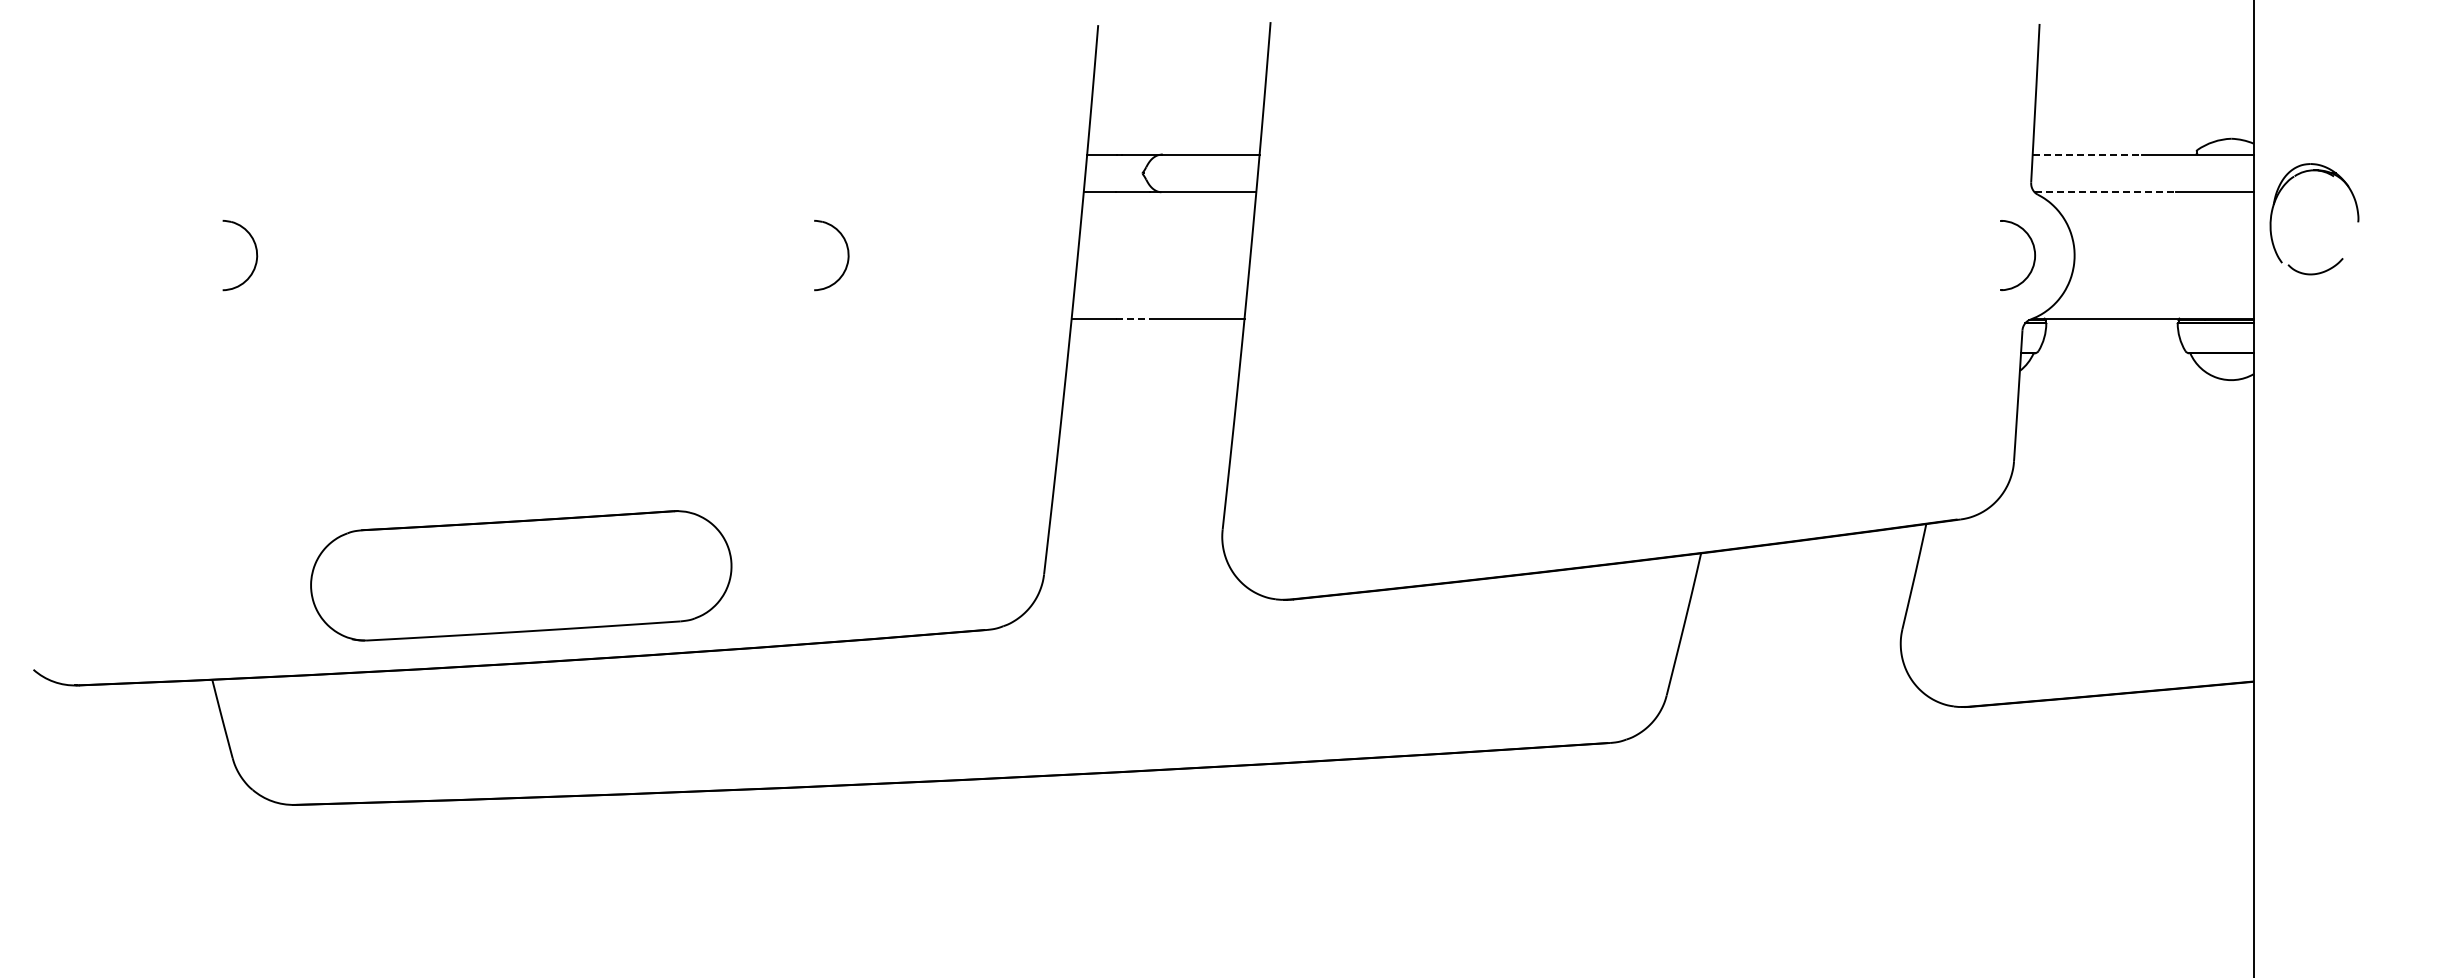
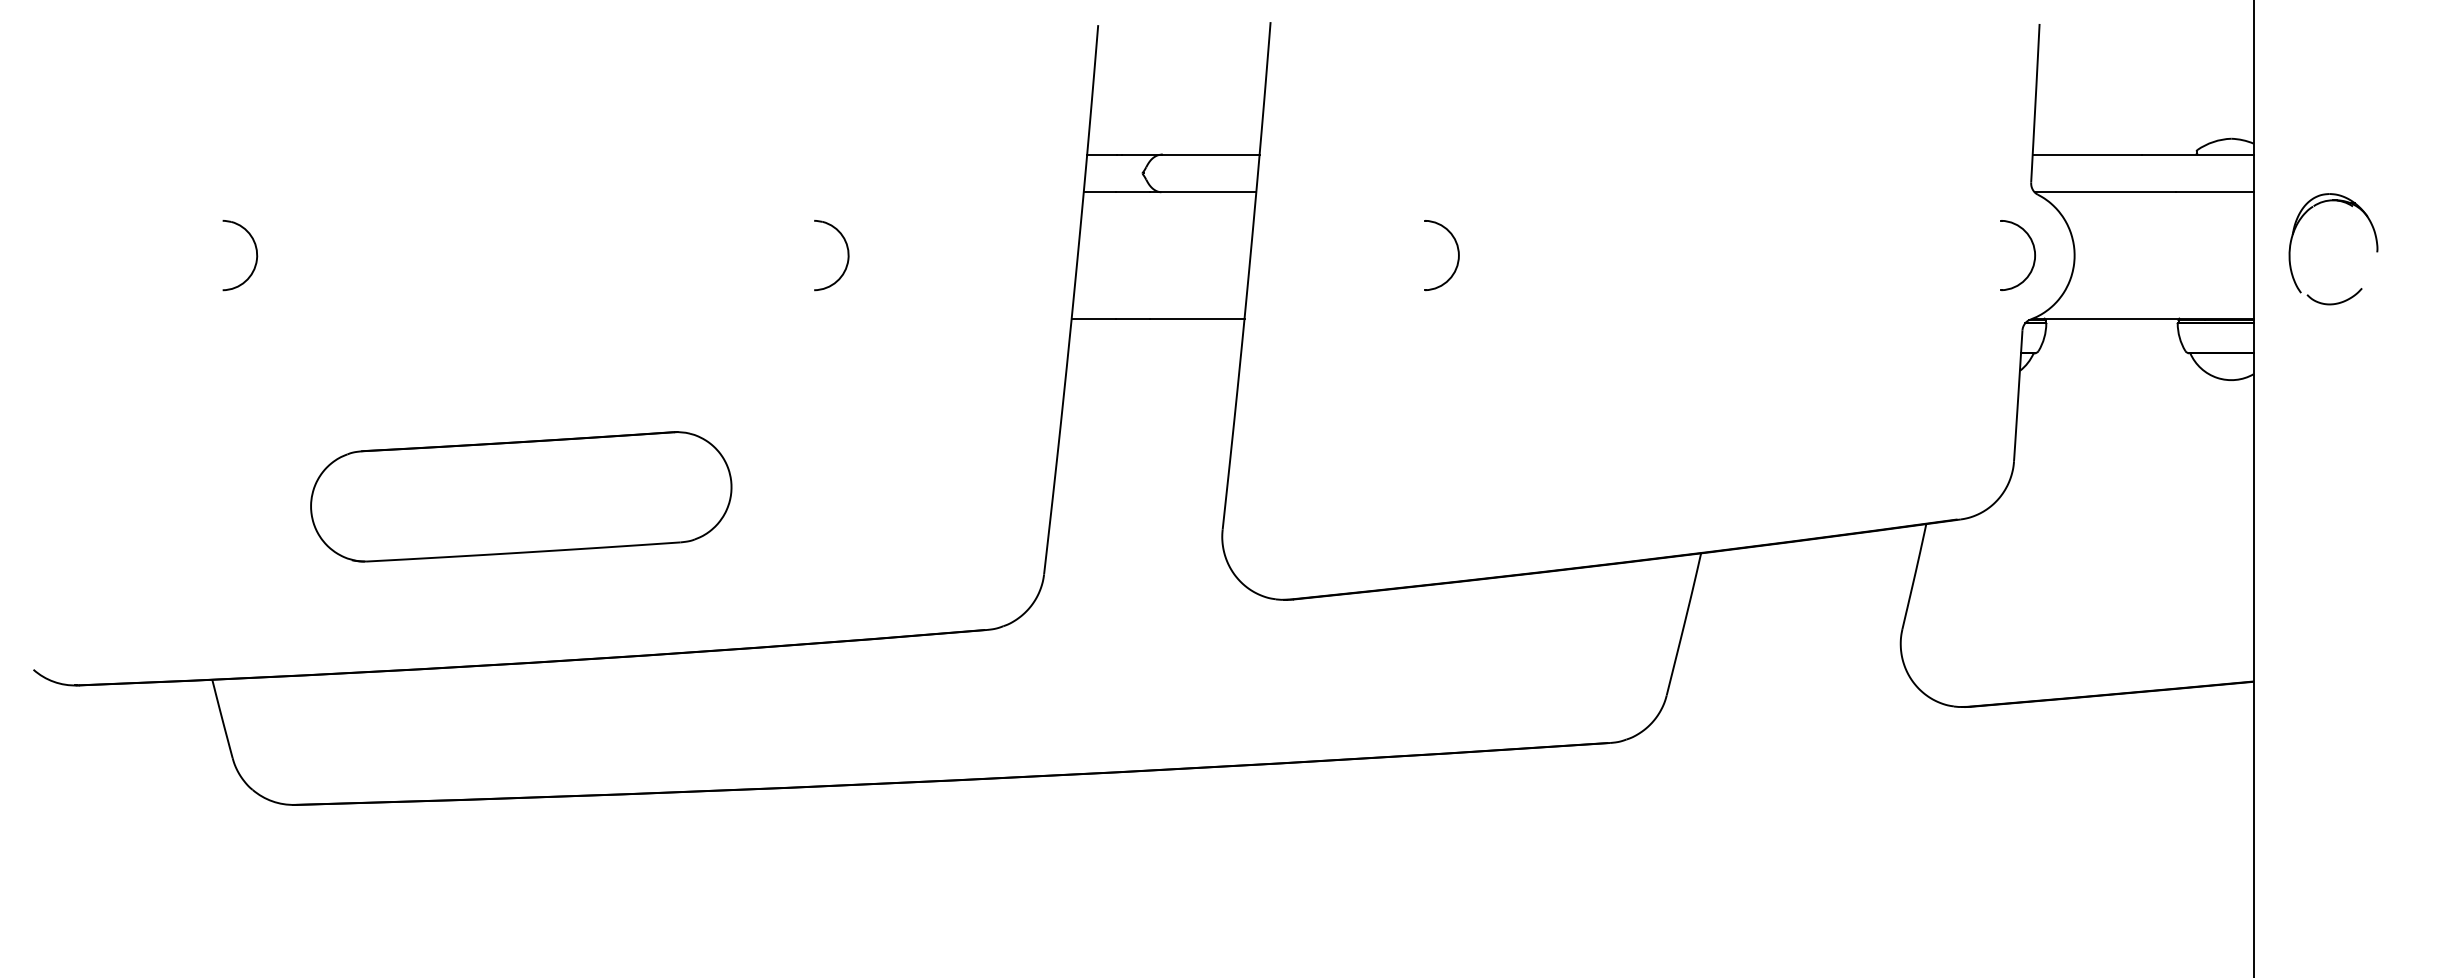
line: dashed -> solid (2087, 154)
line: dashed -> solid (2105, 192)
part position: (2273, 210) -> (2292, 240) (2292, 240)
part: none -> present (1457, 252)
line: dashed -> solid (1133, 318)
part position: (521, 575) -> (521, 496) (521, 496)
